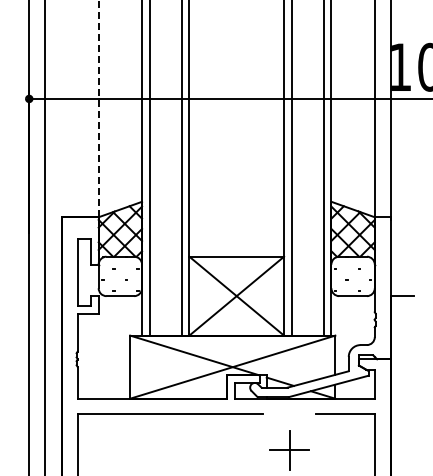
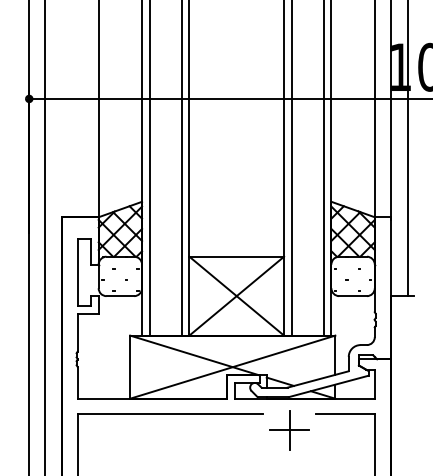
line: dashed -> solid (98, 108)
line: none -> present (407, 149)
part position: (289, 450) -> (289, 430) (289, 430)
